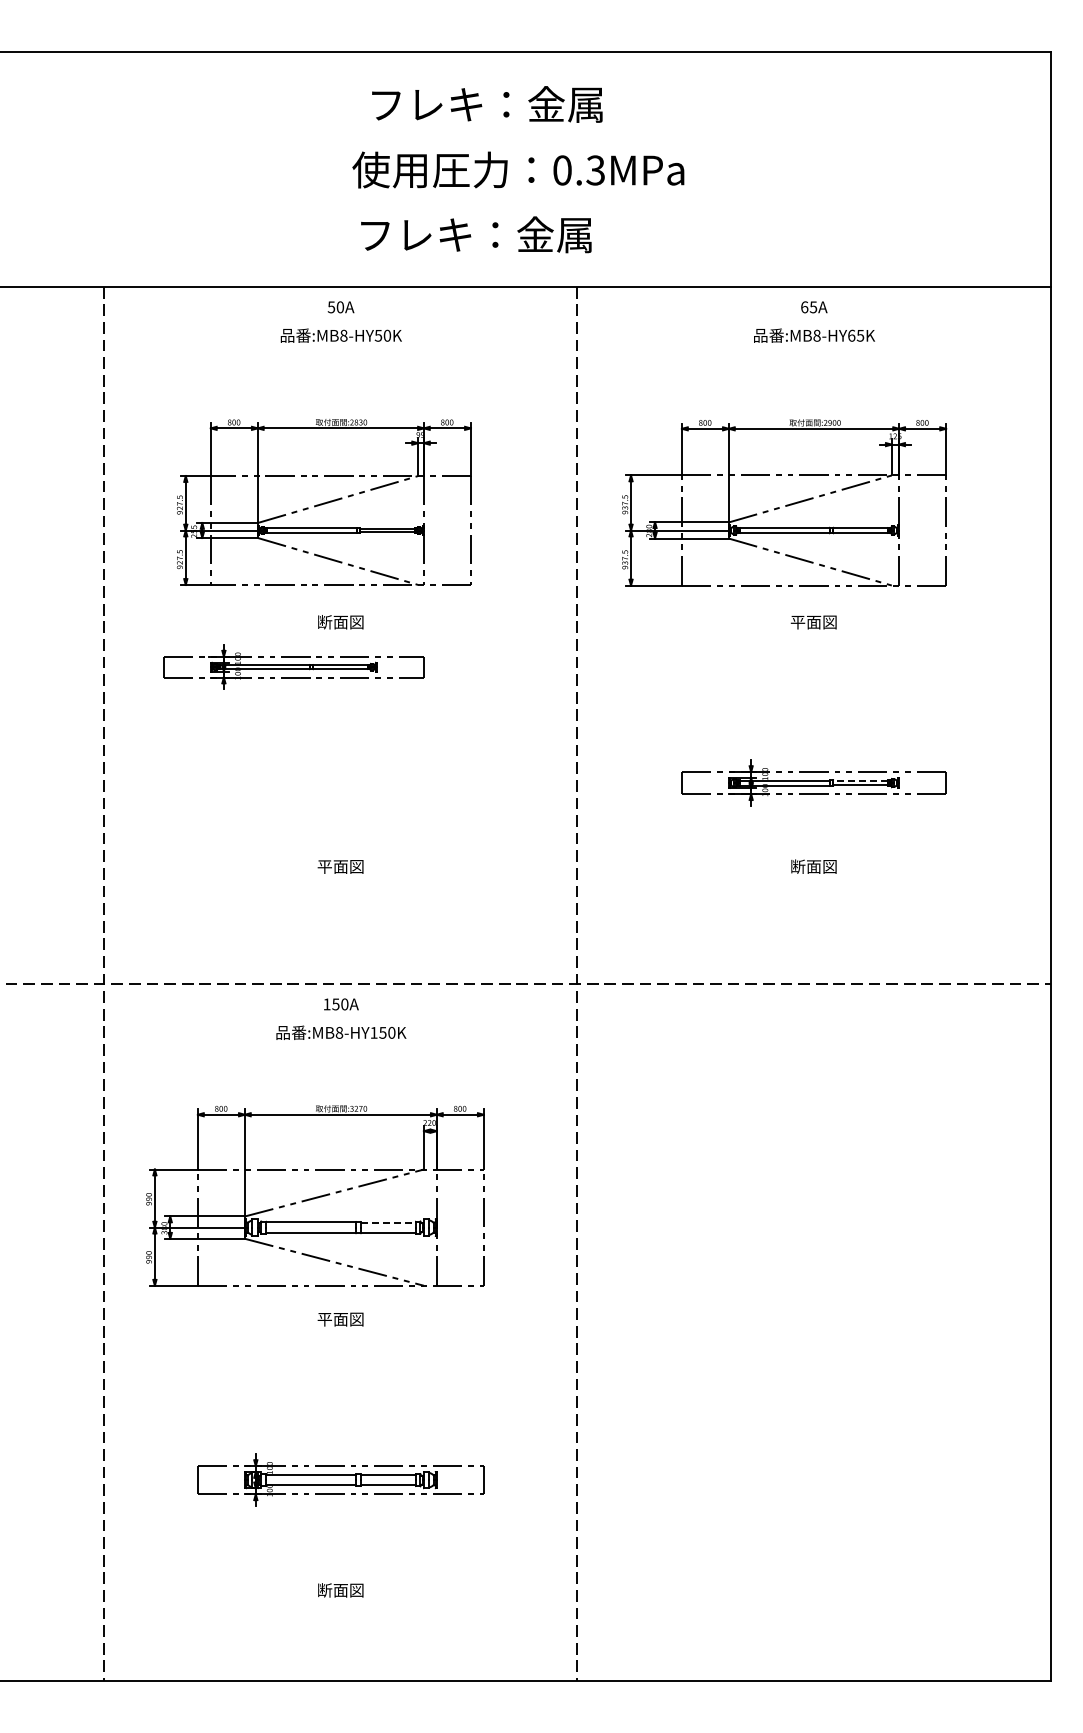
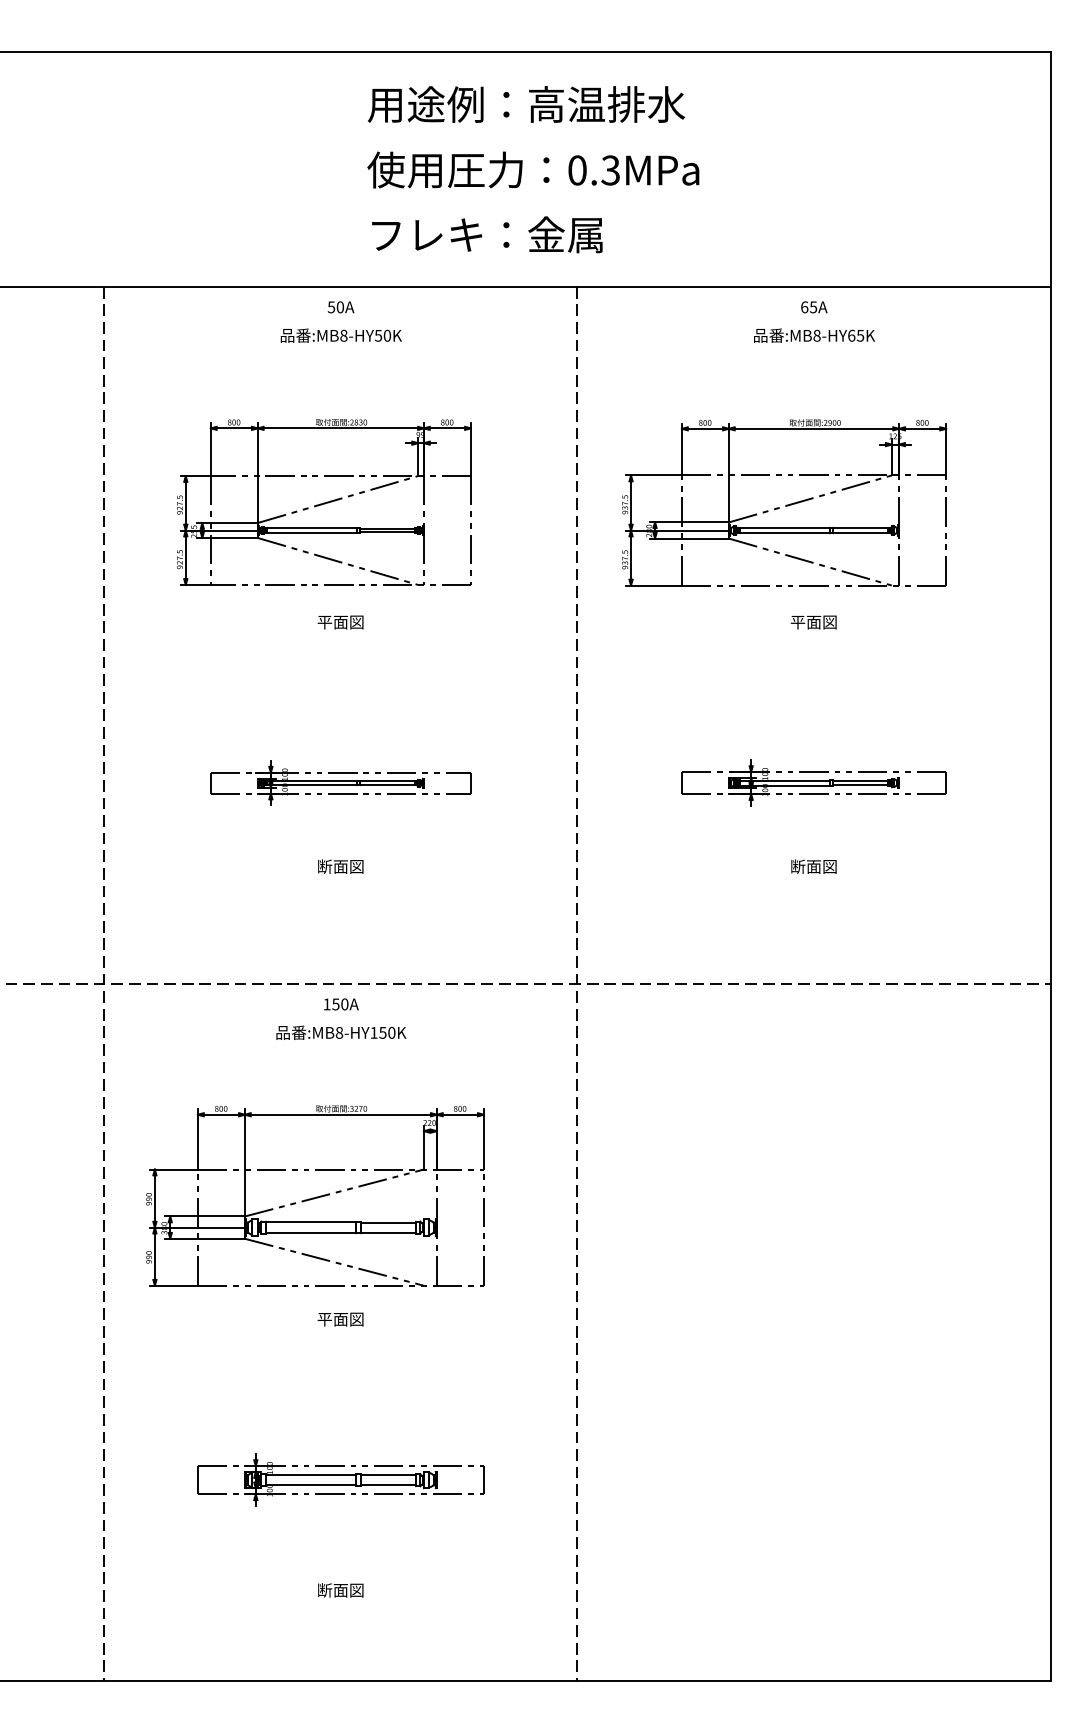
text: フレキ：金属 -> 用途例：高温排水 (526, 104)
text position: (518, 169) -> (533, 169) (533, 169)
text position: (476, 234) -> (487, 234) (487, 234)
text: 断面図 -> 平面図 (324, 622)
part position: (293, 666) -> (340, 782) (340, 782)
line: dashed -> solid (860, 780)
text: 平面図 -> 断面図 (324, 866)
line: dashed -> solid (388, 1222)
